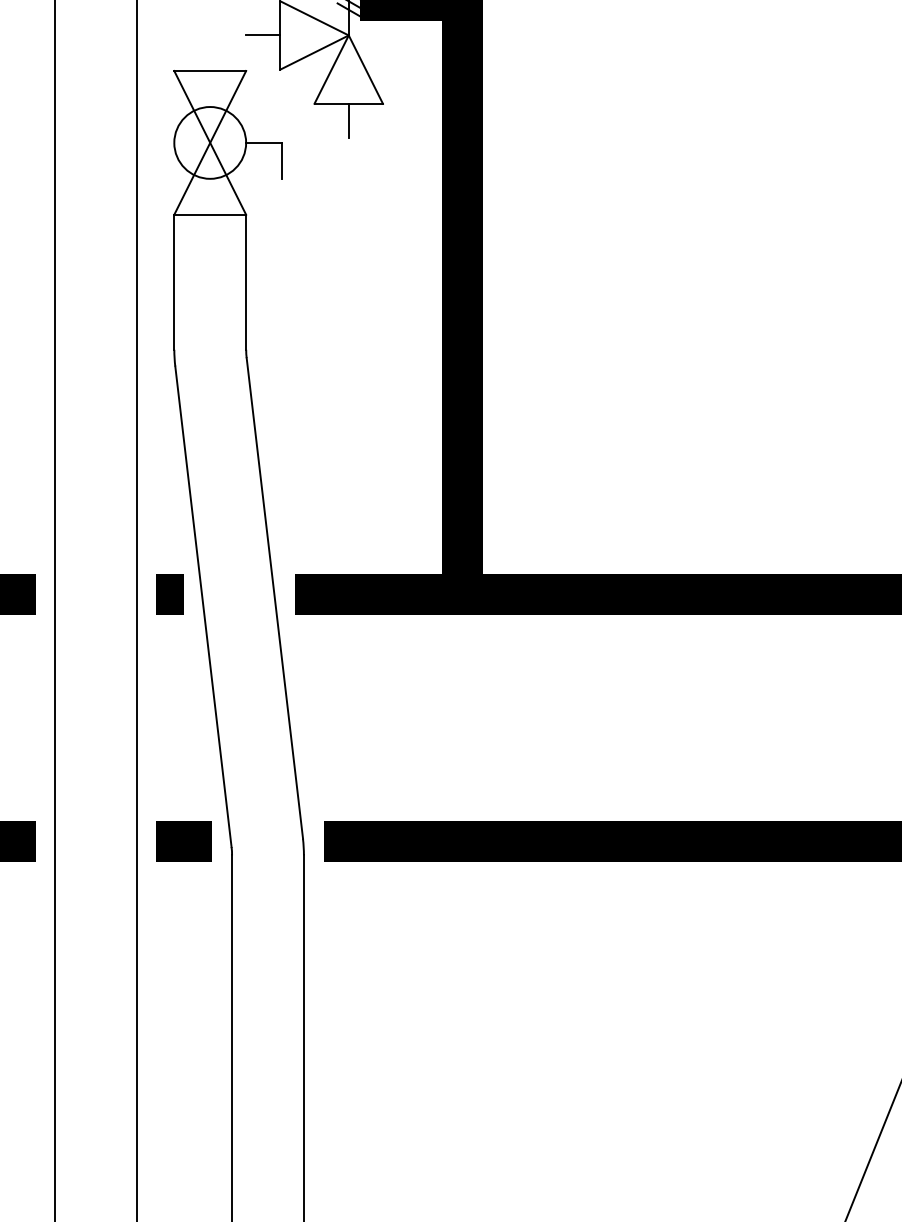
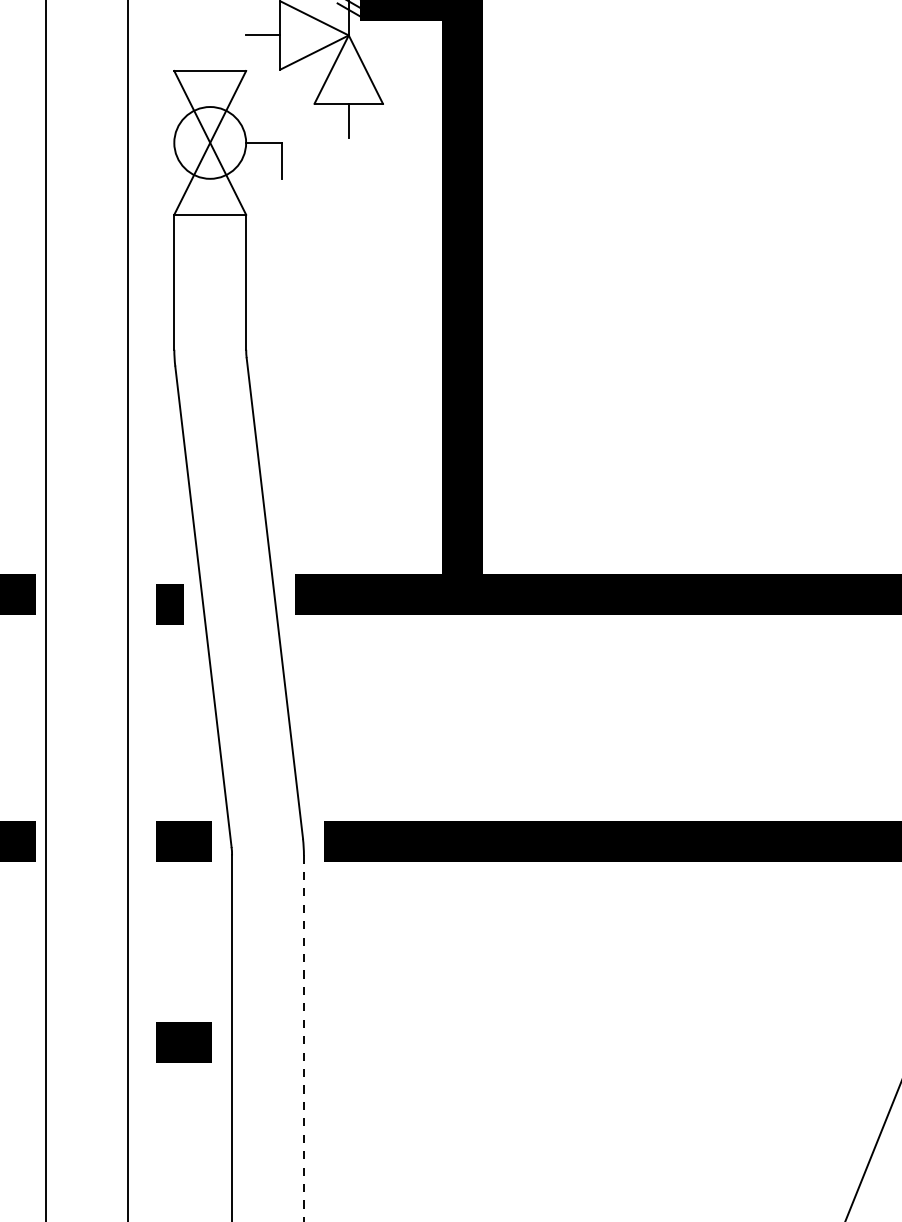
line position: (169, 594) -> (169, 604) (169, 604)
line position: (54, 610) -> (45, 610) (45, 610)
line position: (137, 610) -> (128, 610) (128, 610)
line: solid -> dashed (303, 1038)
line: none -> present (183, 1042)
